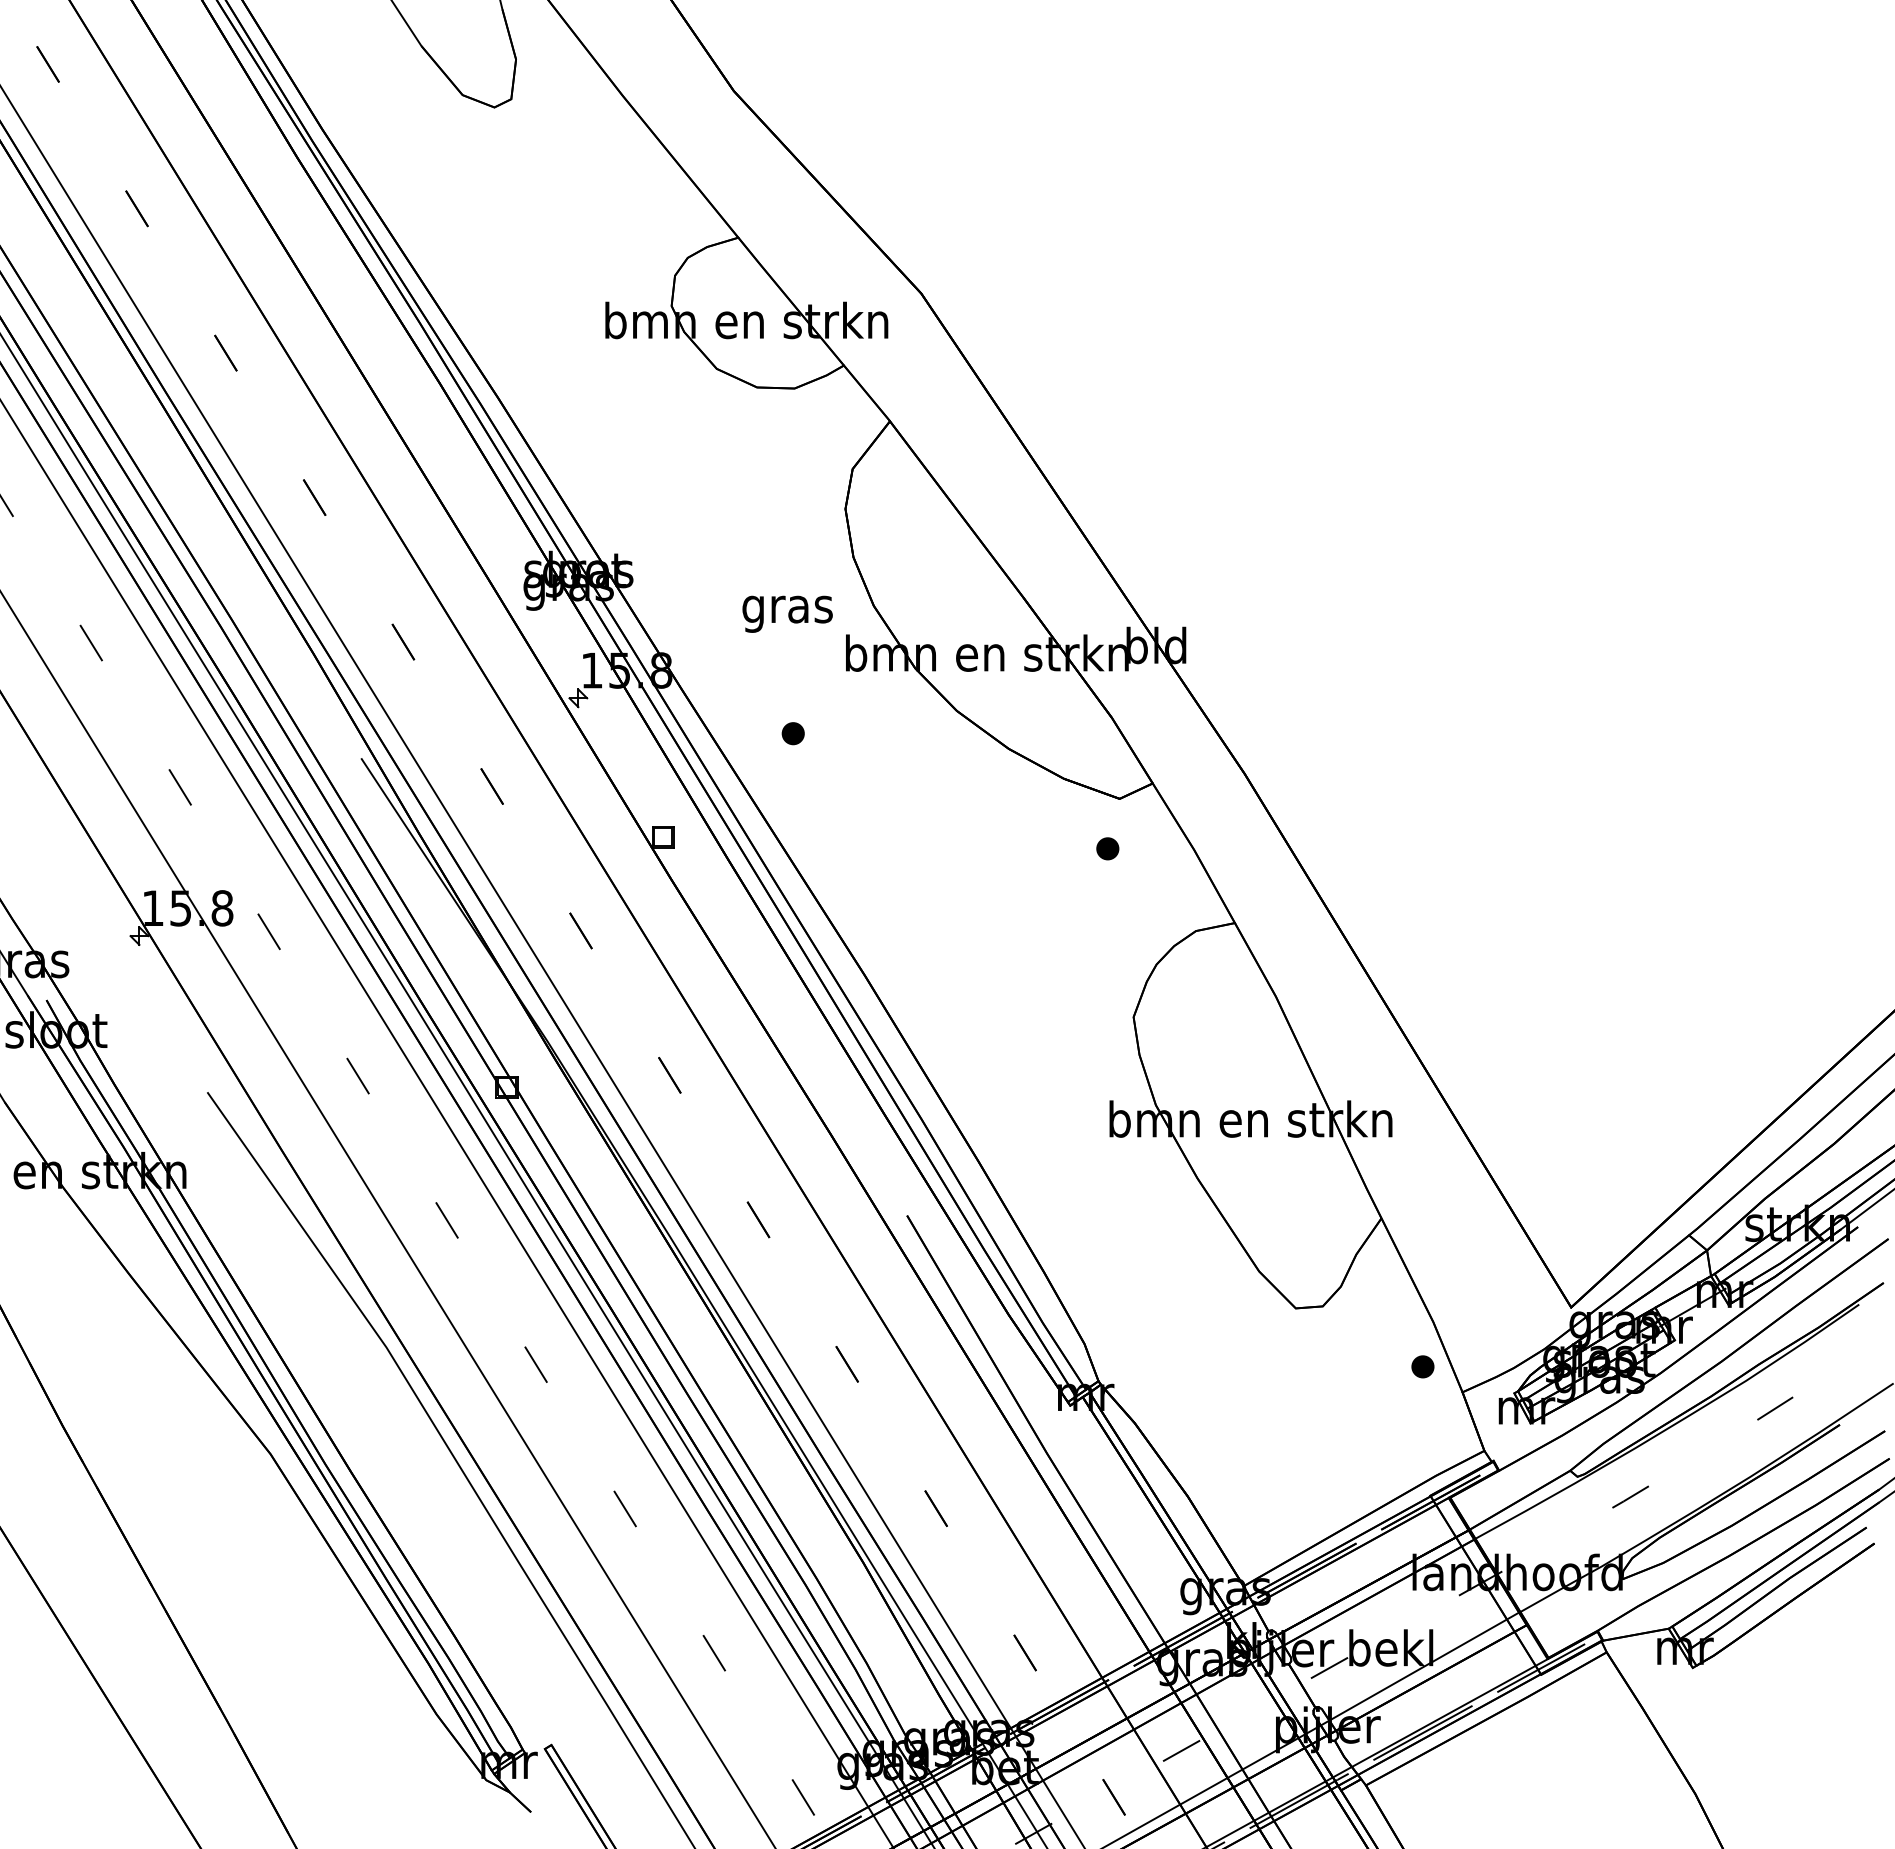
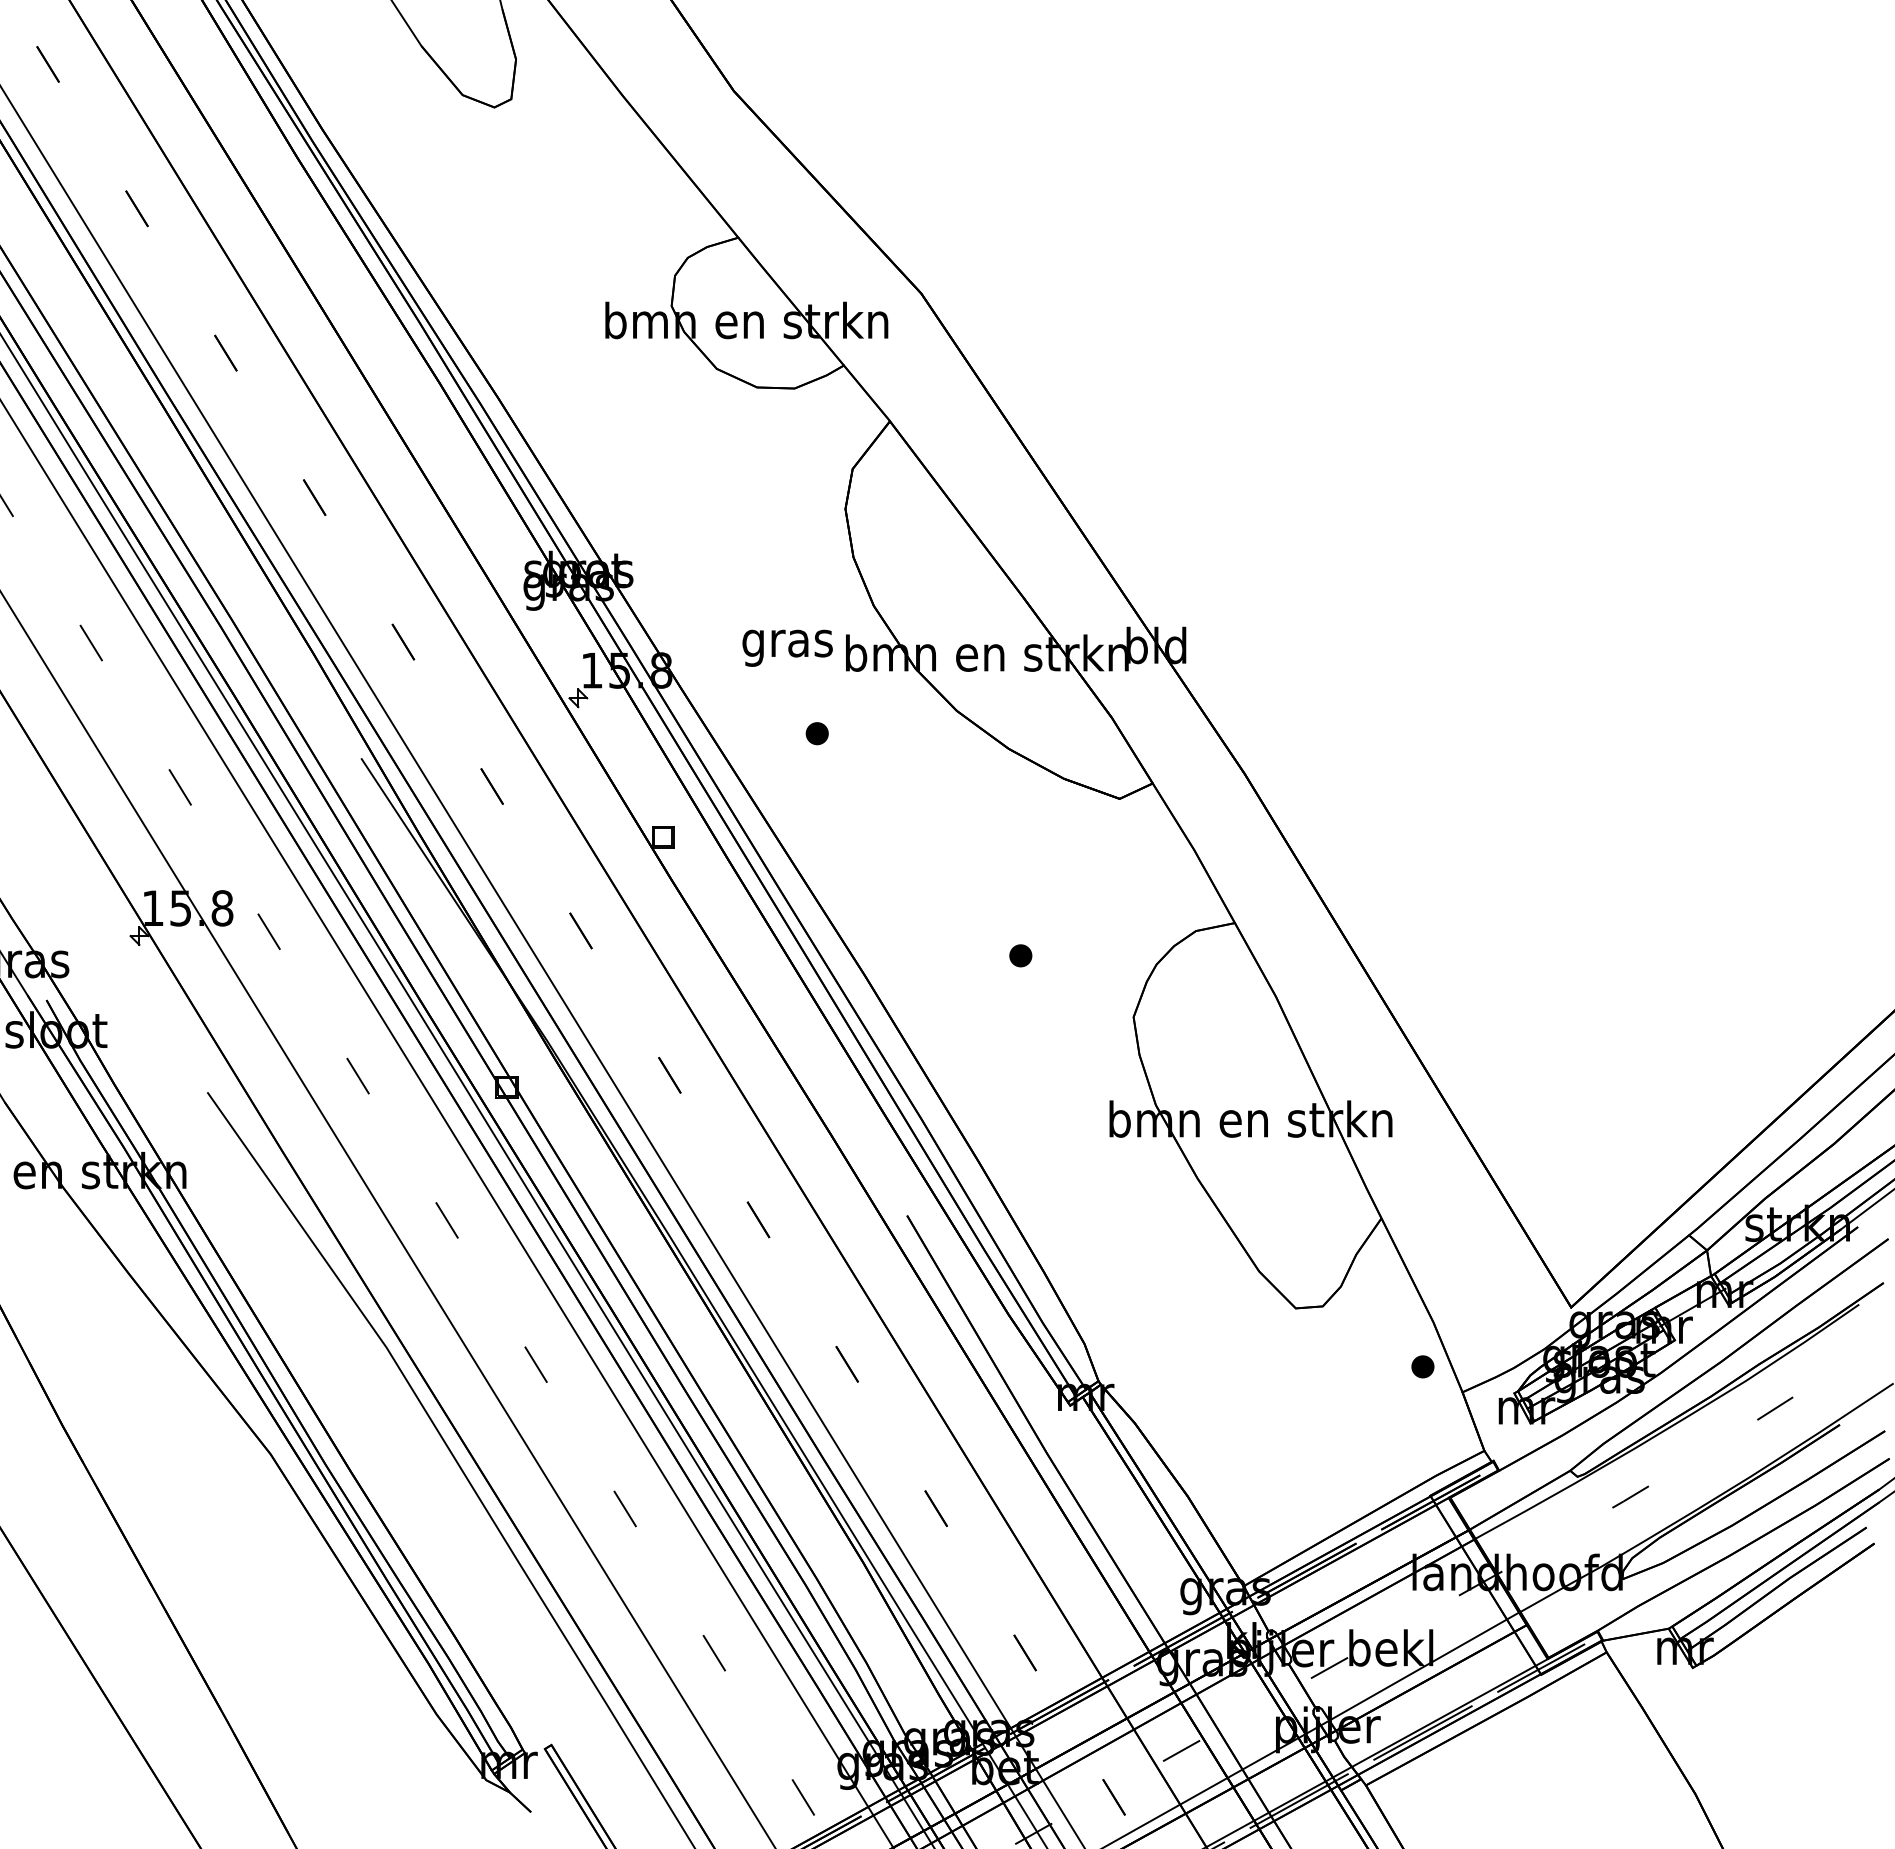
text position: (787, 613) -> (787, 647) (787, 647)
part position: (792, 733) -> (816, 733) (816, 733)
part position: (1107, 848) -> (1020, 955) (1020, 955)
